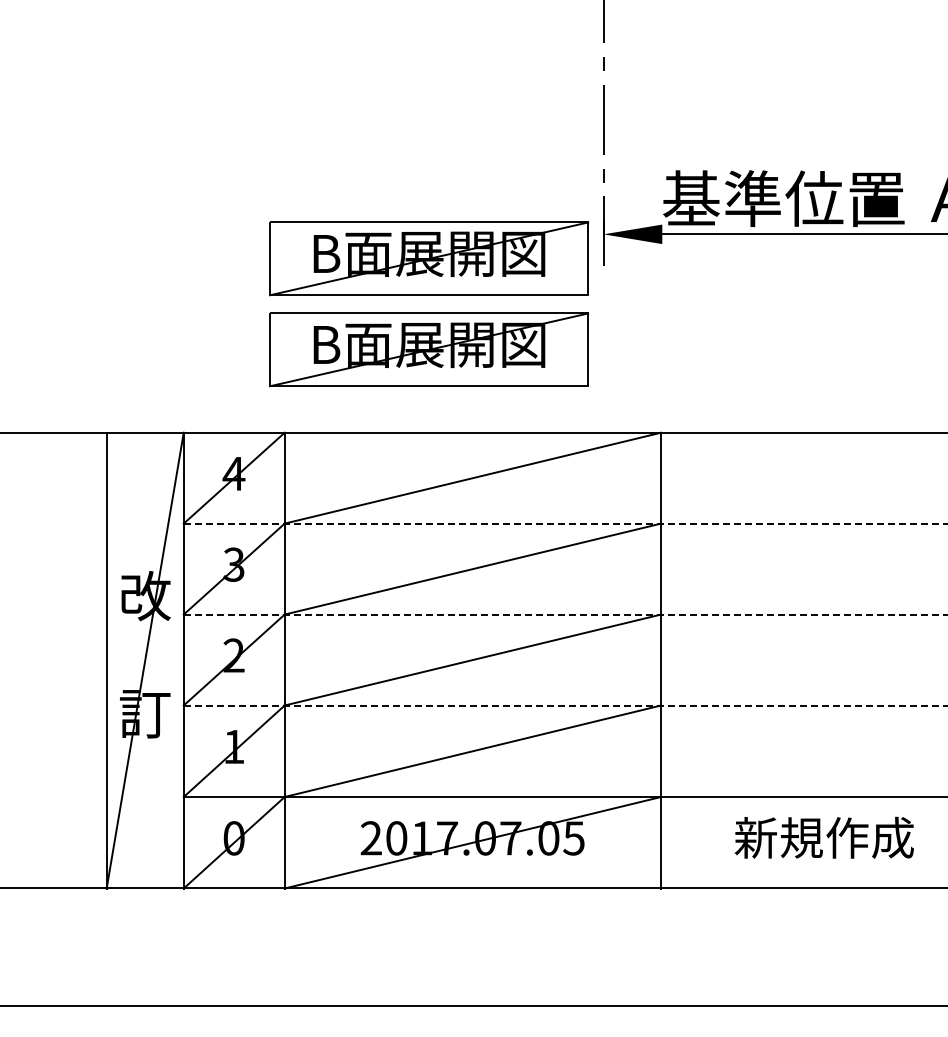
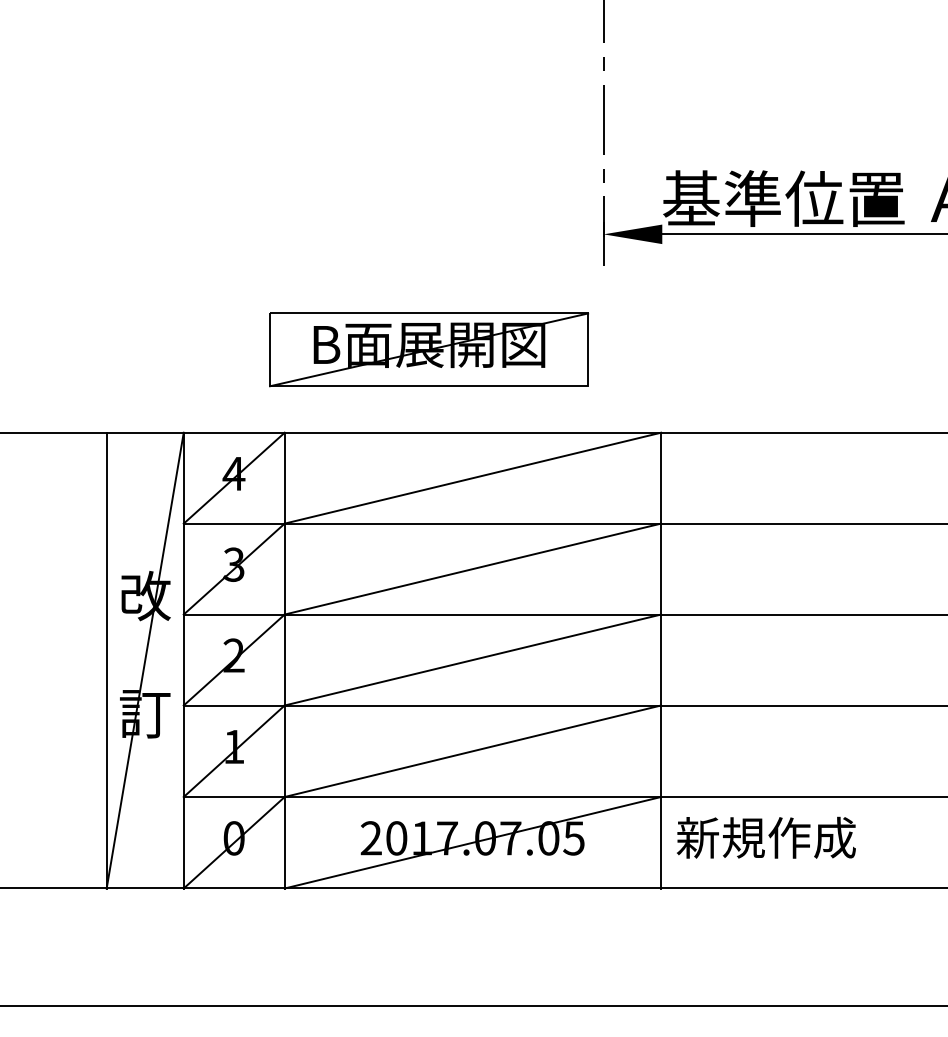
part: present -> none (428, 258)
line: dashed -> solid (565, 523)
line: dashed -> solid (565, 614)
line: dashed -> solid (565, 705)
text position: (824, 837) -> (766, 837) (766, 837)
